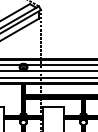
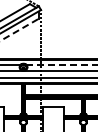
line: solid -> dashed (19, 29)
line: solid -> dashed (62, 65)
